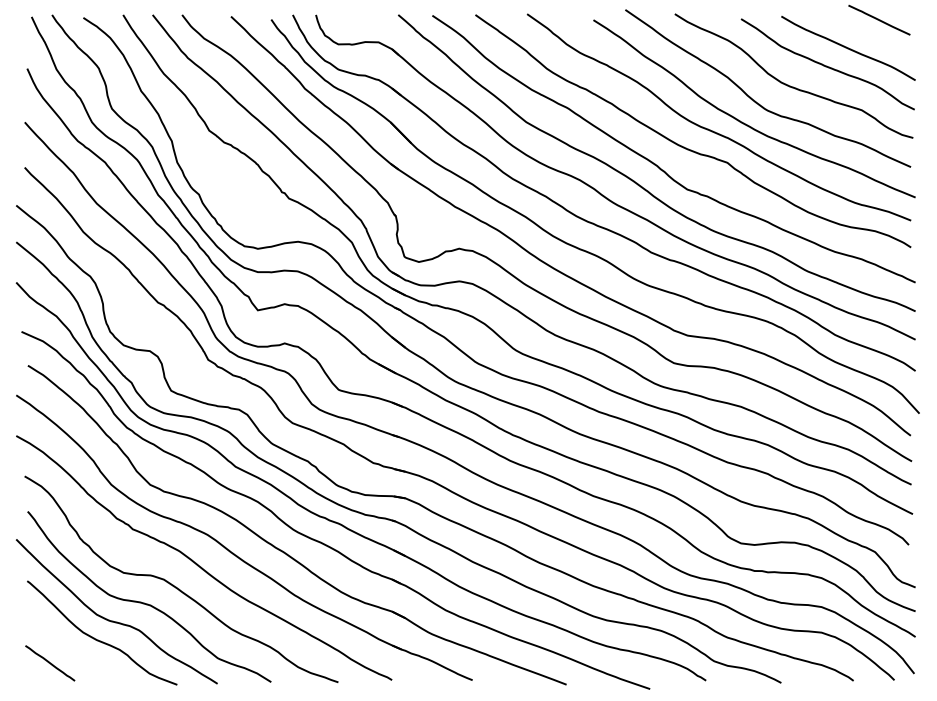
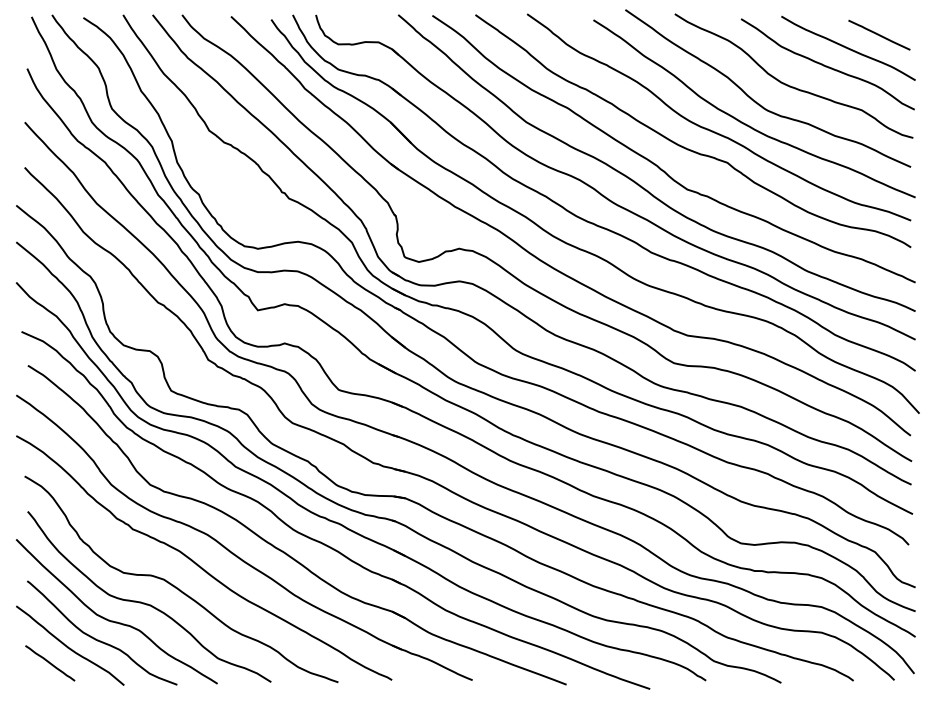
line position: (879, 19) -> (879, 34) (879, 34)
curve: none -> present (68, 646)
